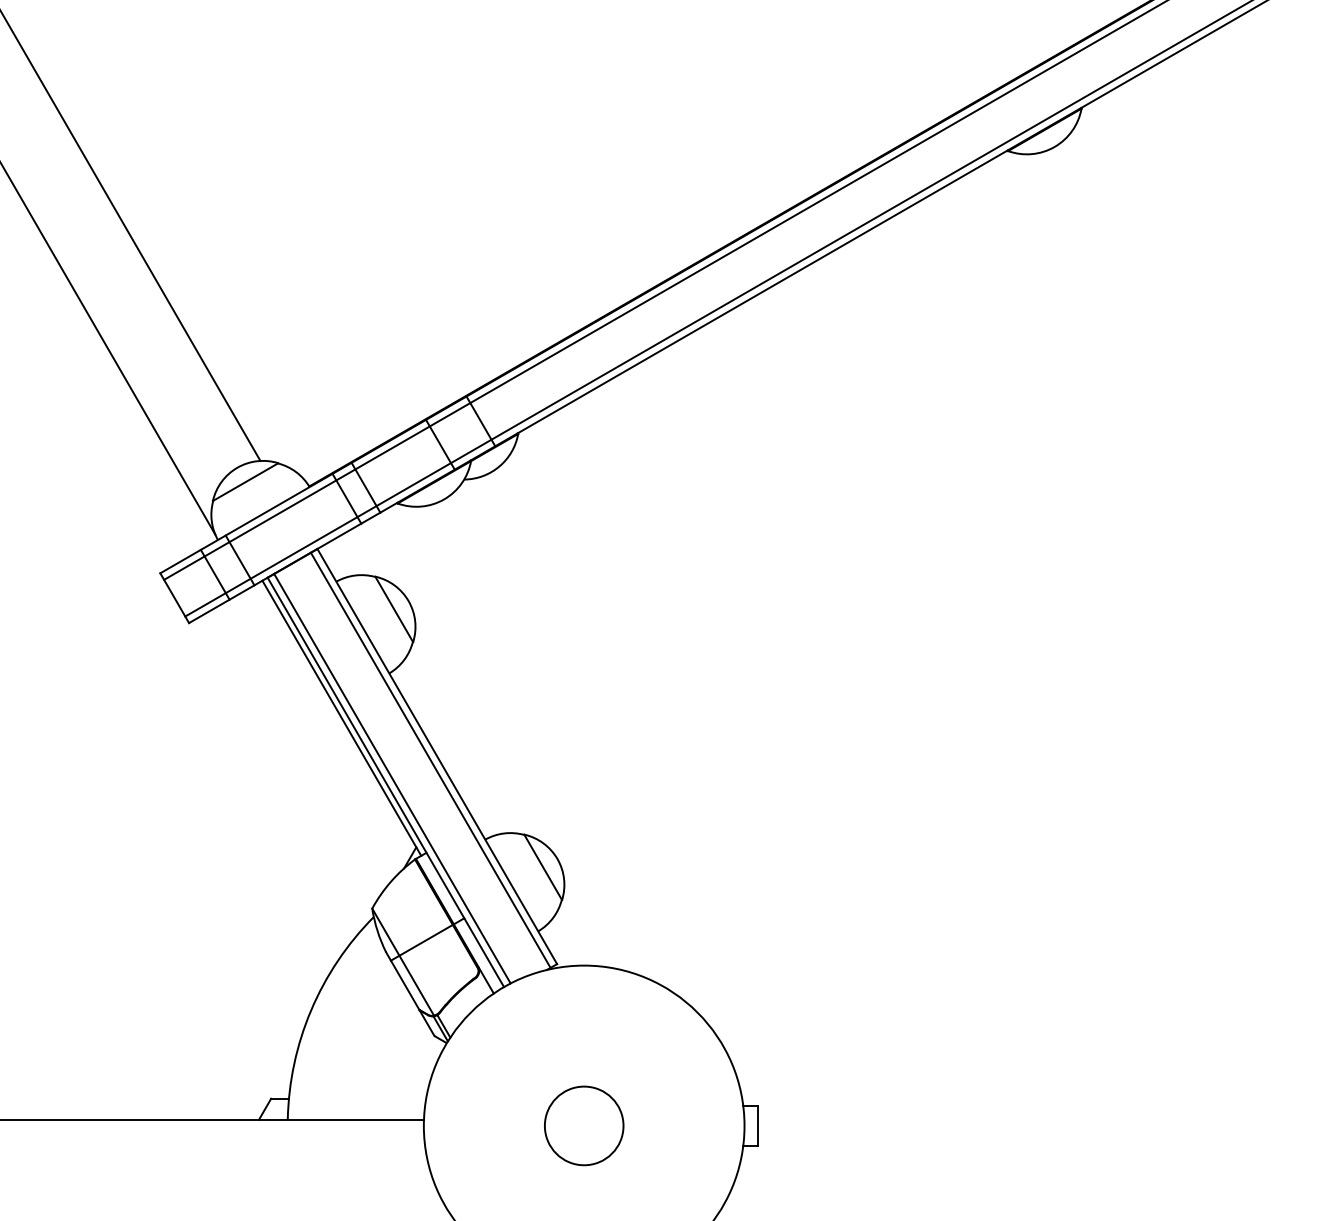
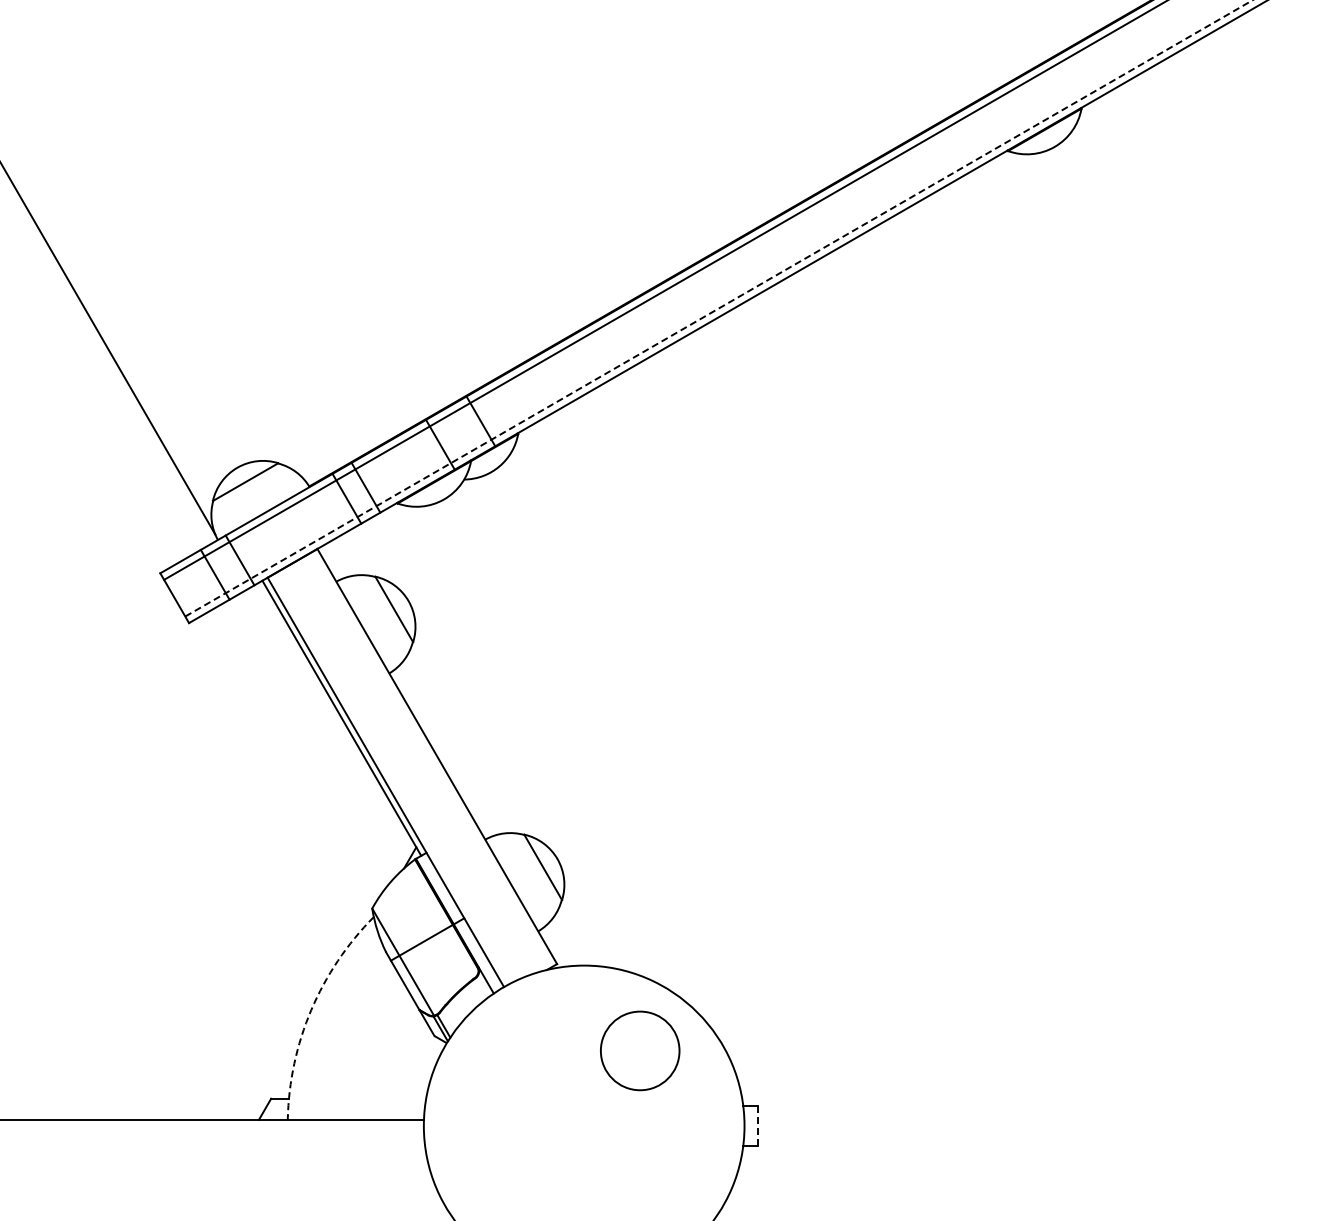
line: present -> none (131, 236)
line: solid -> dashed (719, 308)
line: present -> none (430, 759)
line: present -> none (392, 778)
arc: solid -> dashed (311, 1010)
circle position: (584, 1125) -> (640, 1050) (640, 1050)
line: solid -> dashed (757, 1125)
